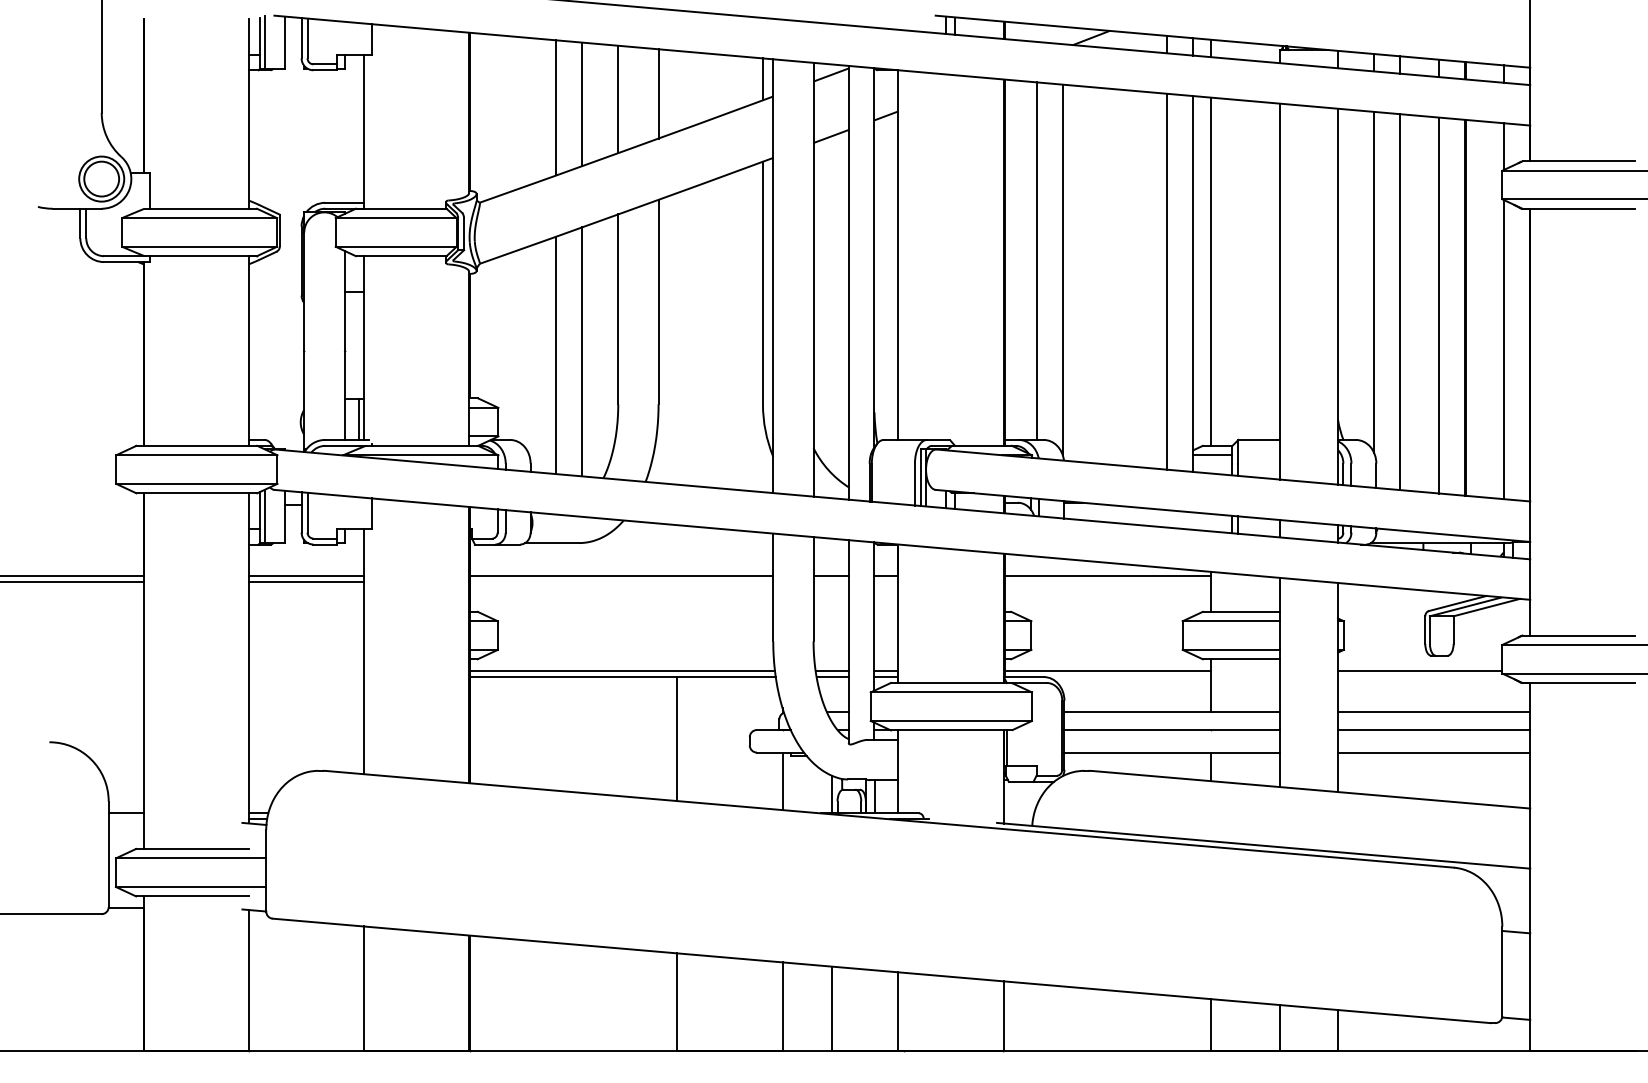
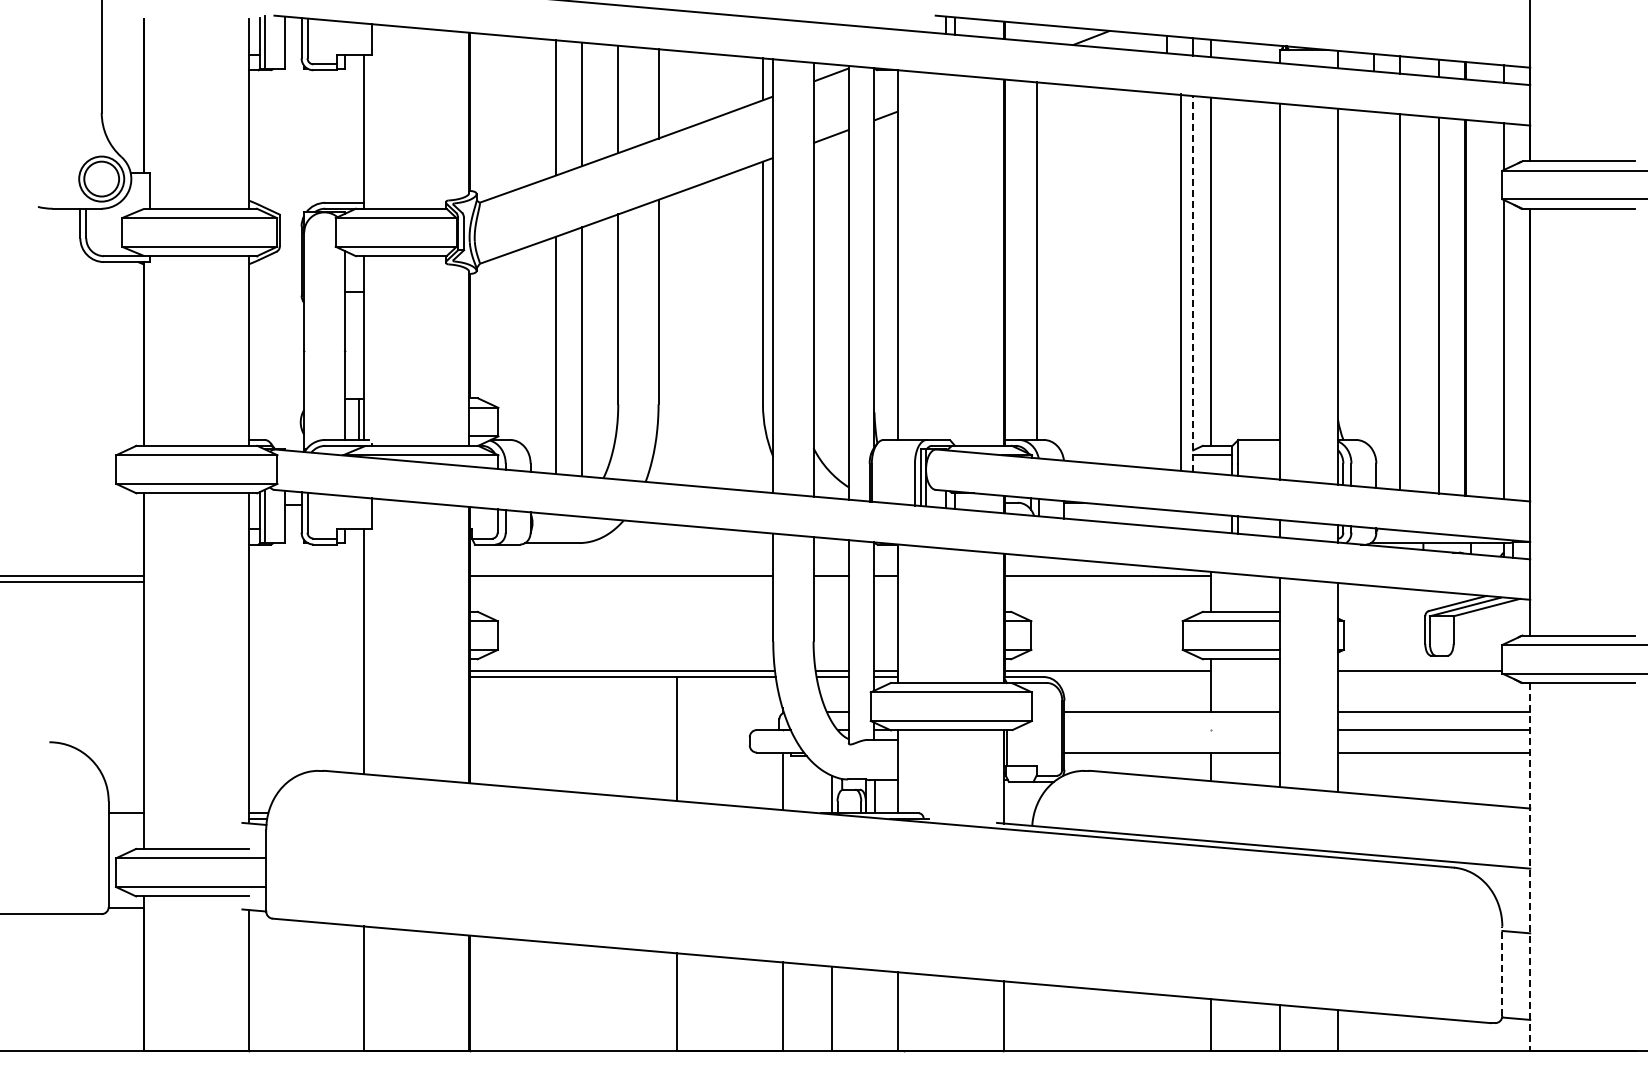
line: present -> none (1062, 269)
line position: (1167, 281) -> (1181, 281) (1181, 281)
line: present -> none (1374, 281)
line: solid -> dashed (1193, 284)
line: present -> none (306, 576)
line: present -> none (306, 582)
line: present -> none (1172, 730)
line: solid -> dashed (1530, 866)
line: solid -> dashed (1502, 971)
